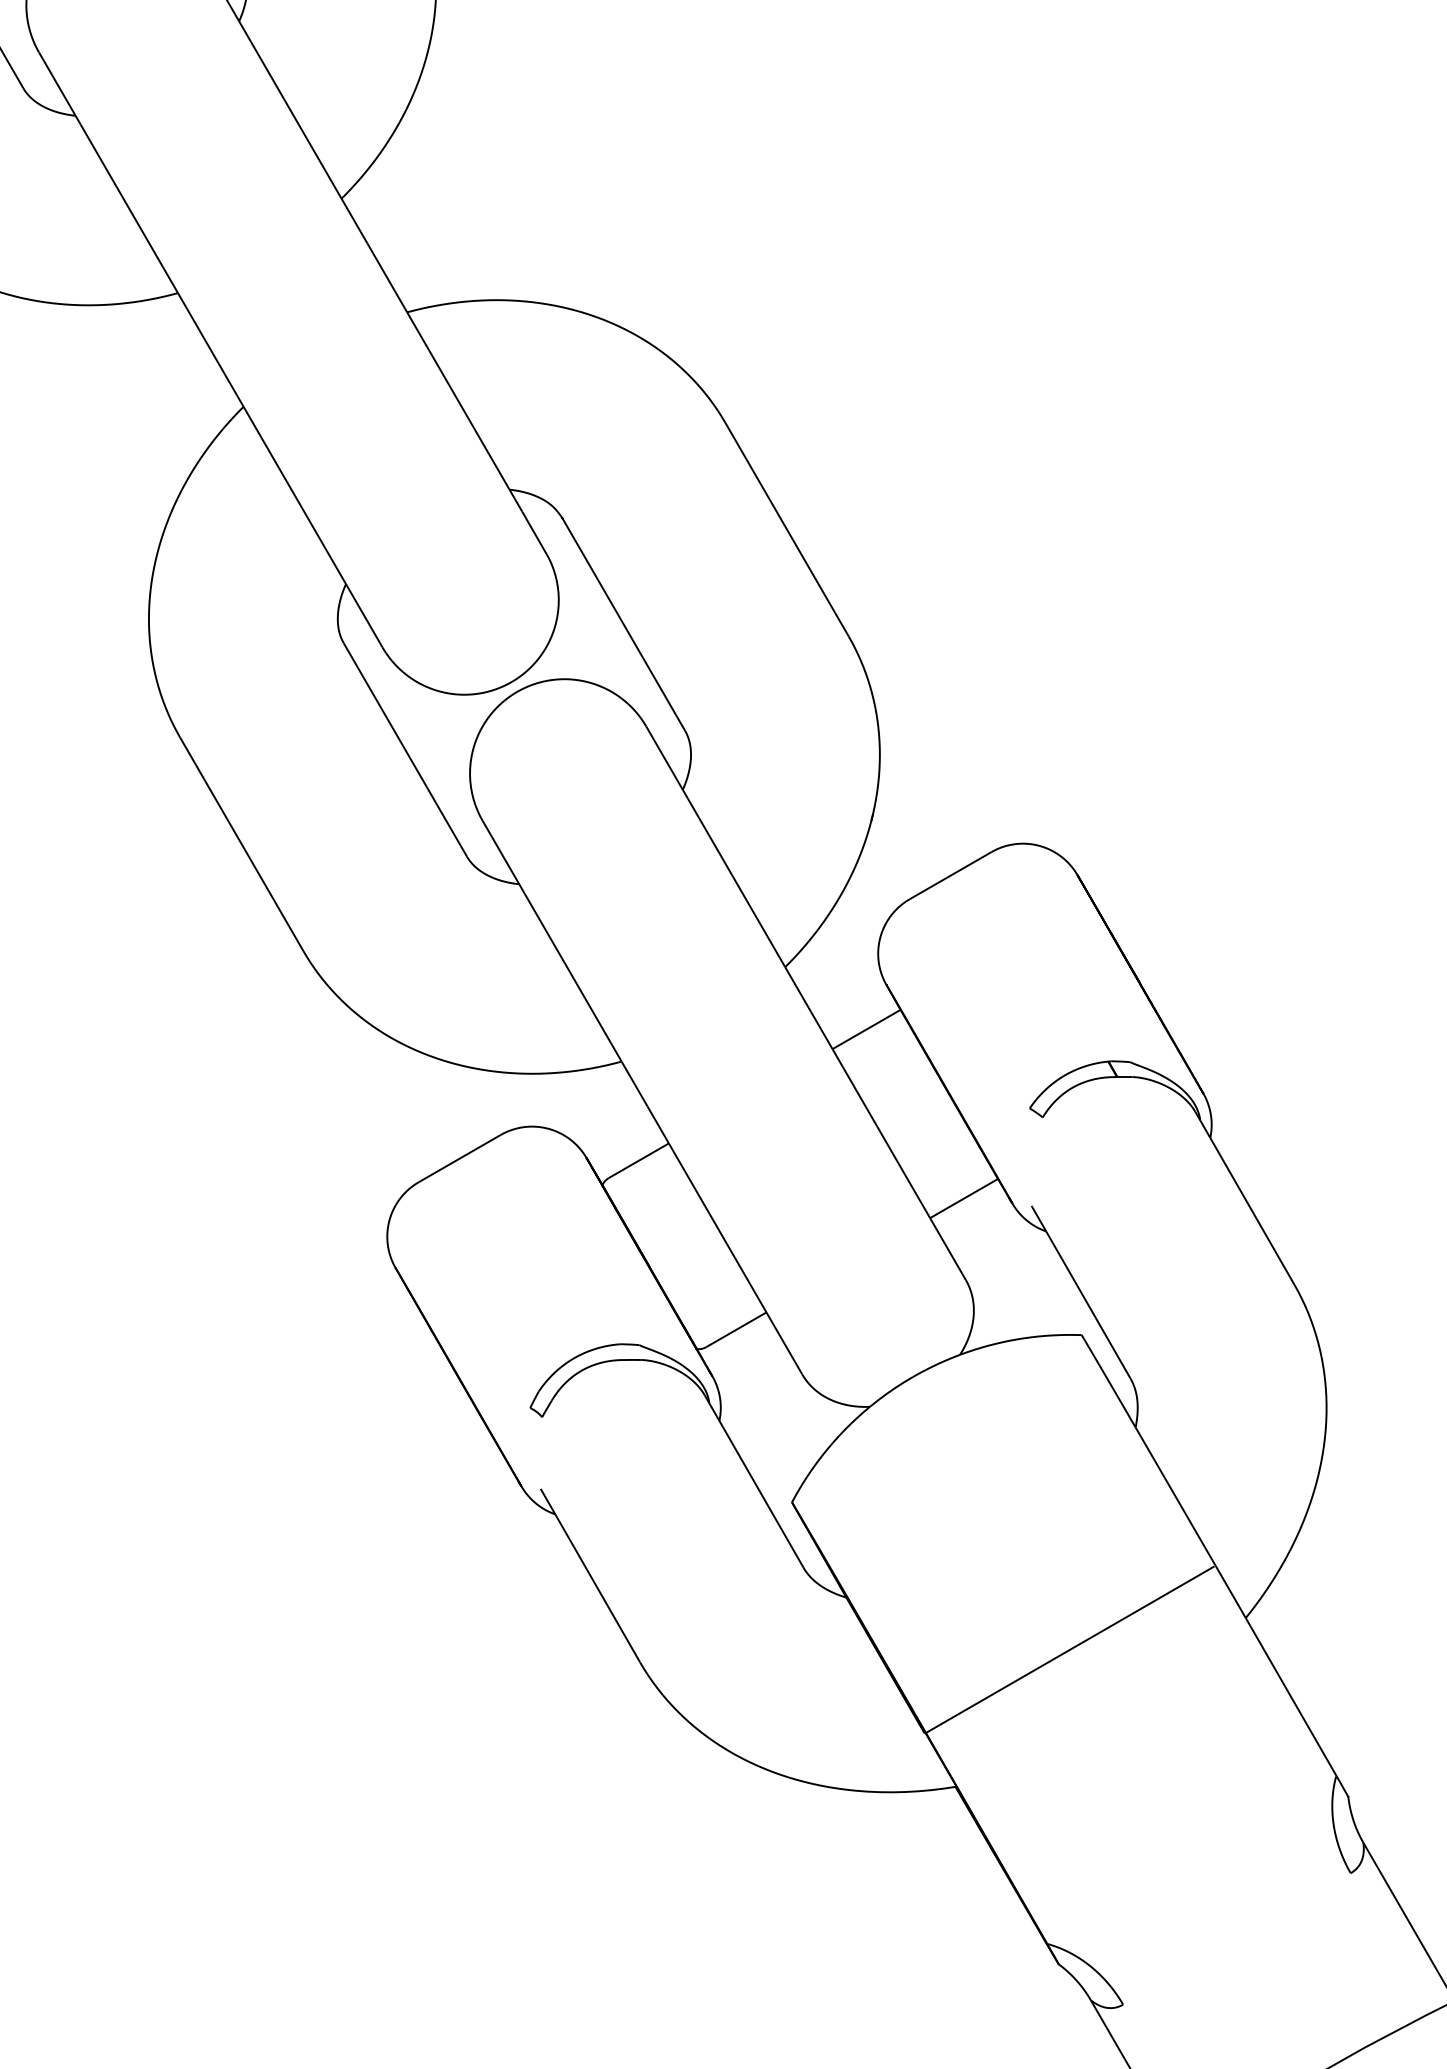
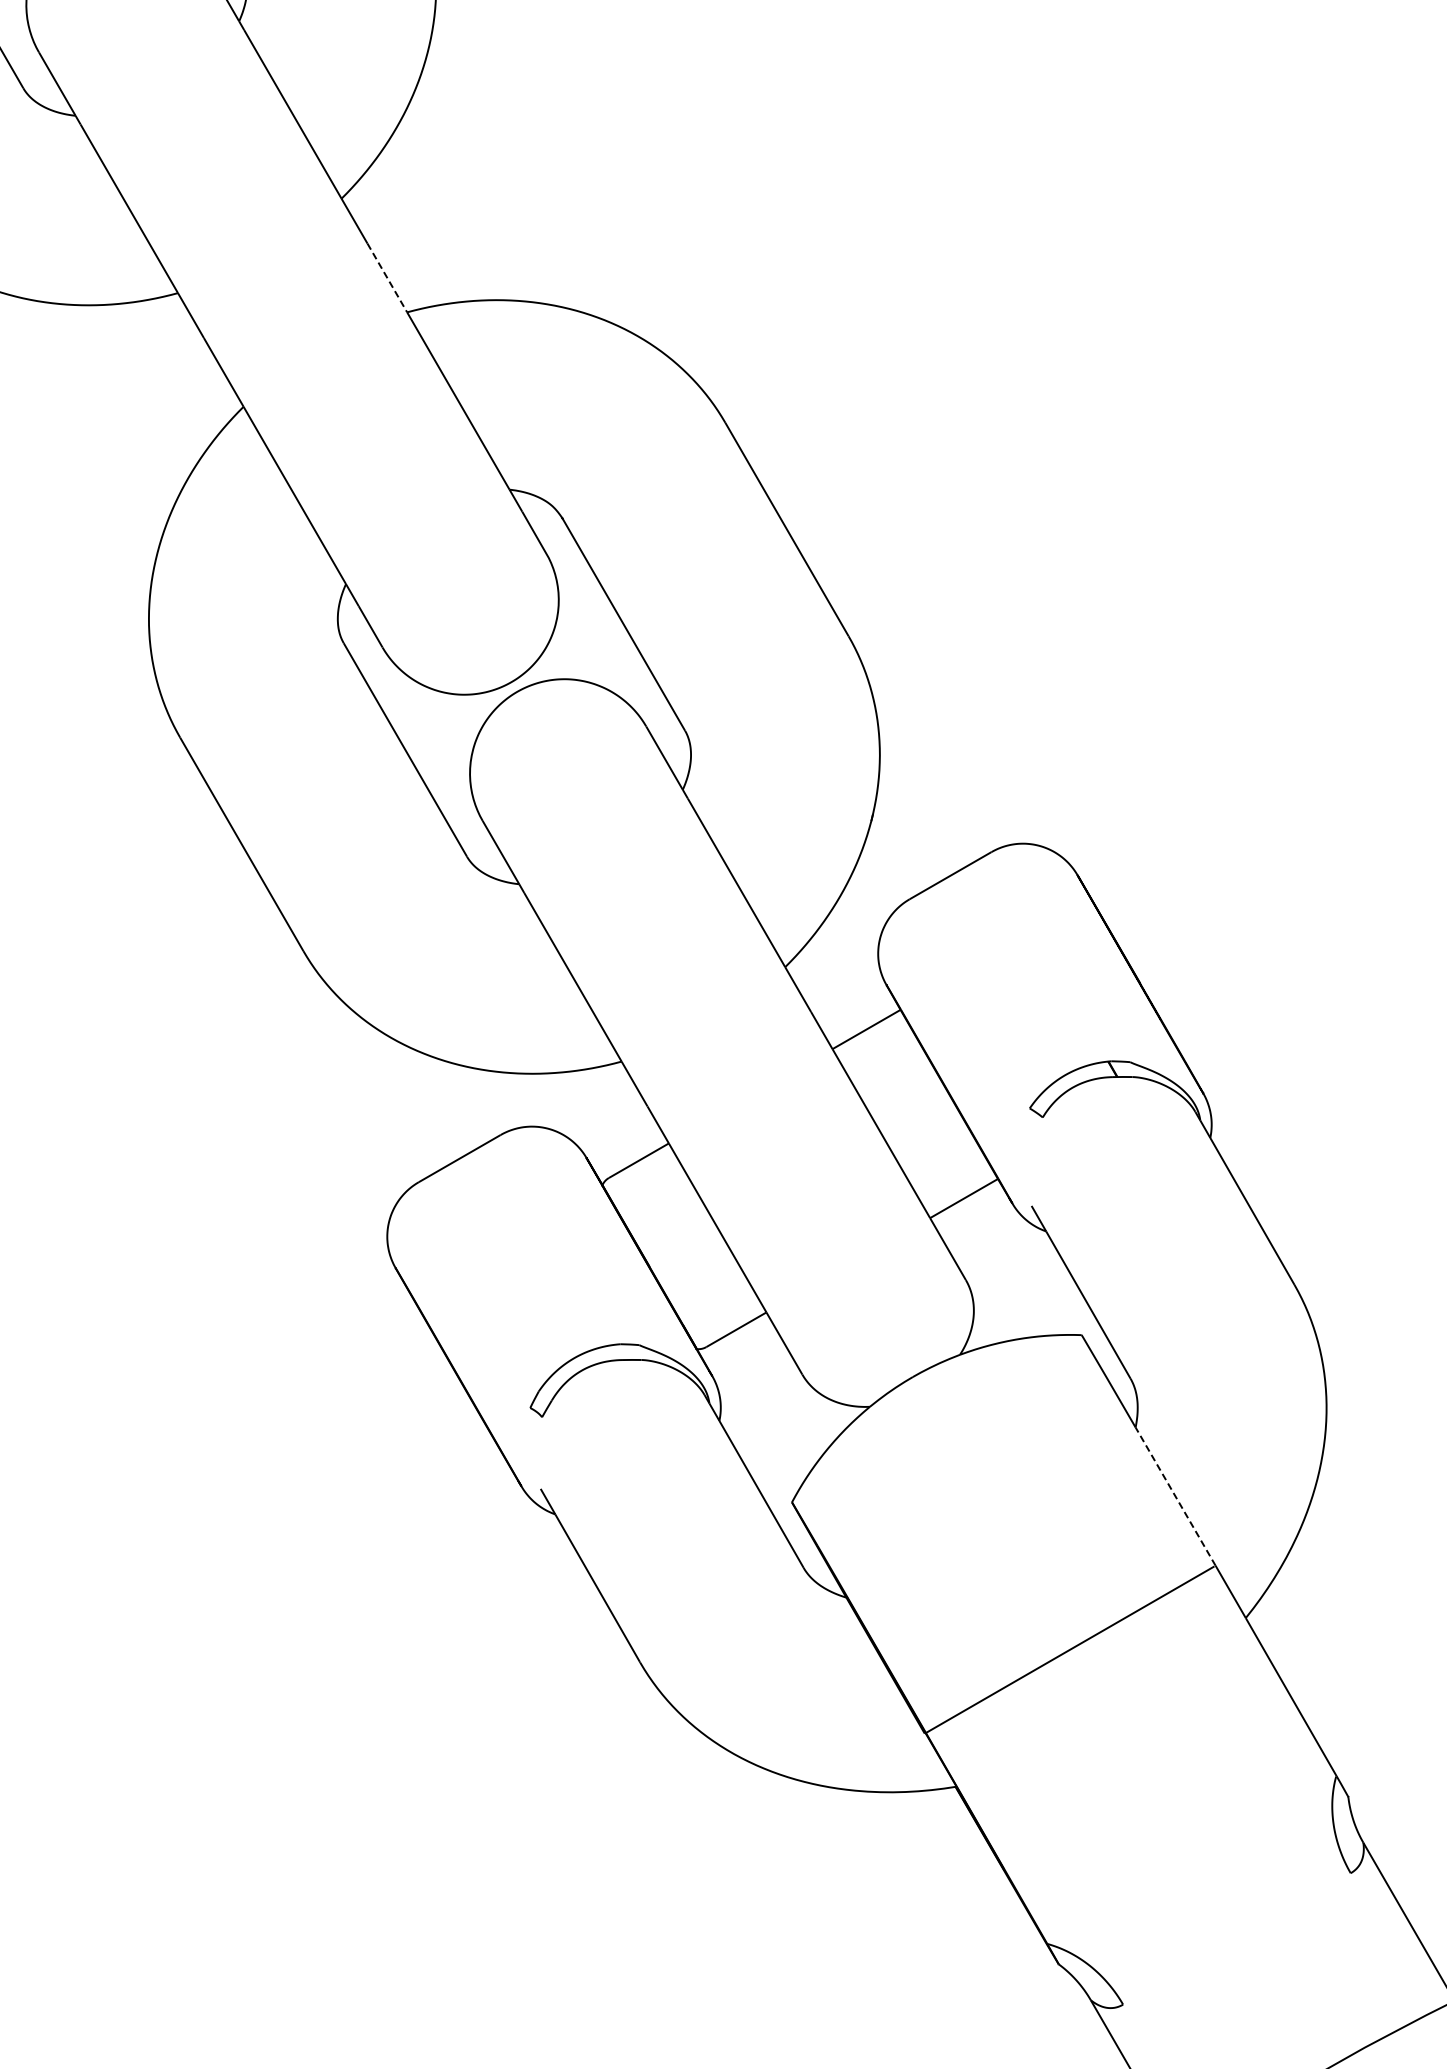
line: solid -> dashed (387, 277)
line: solid -> dashed (1175, 1496)
